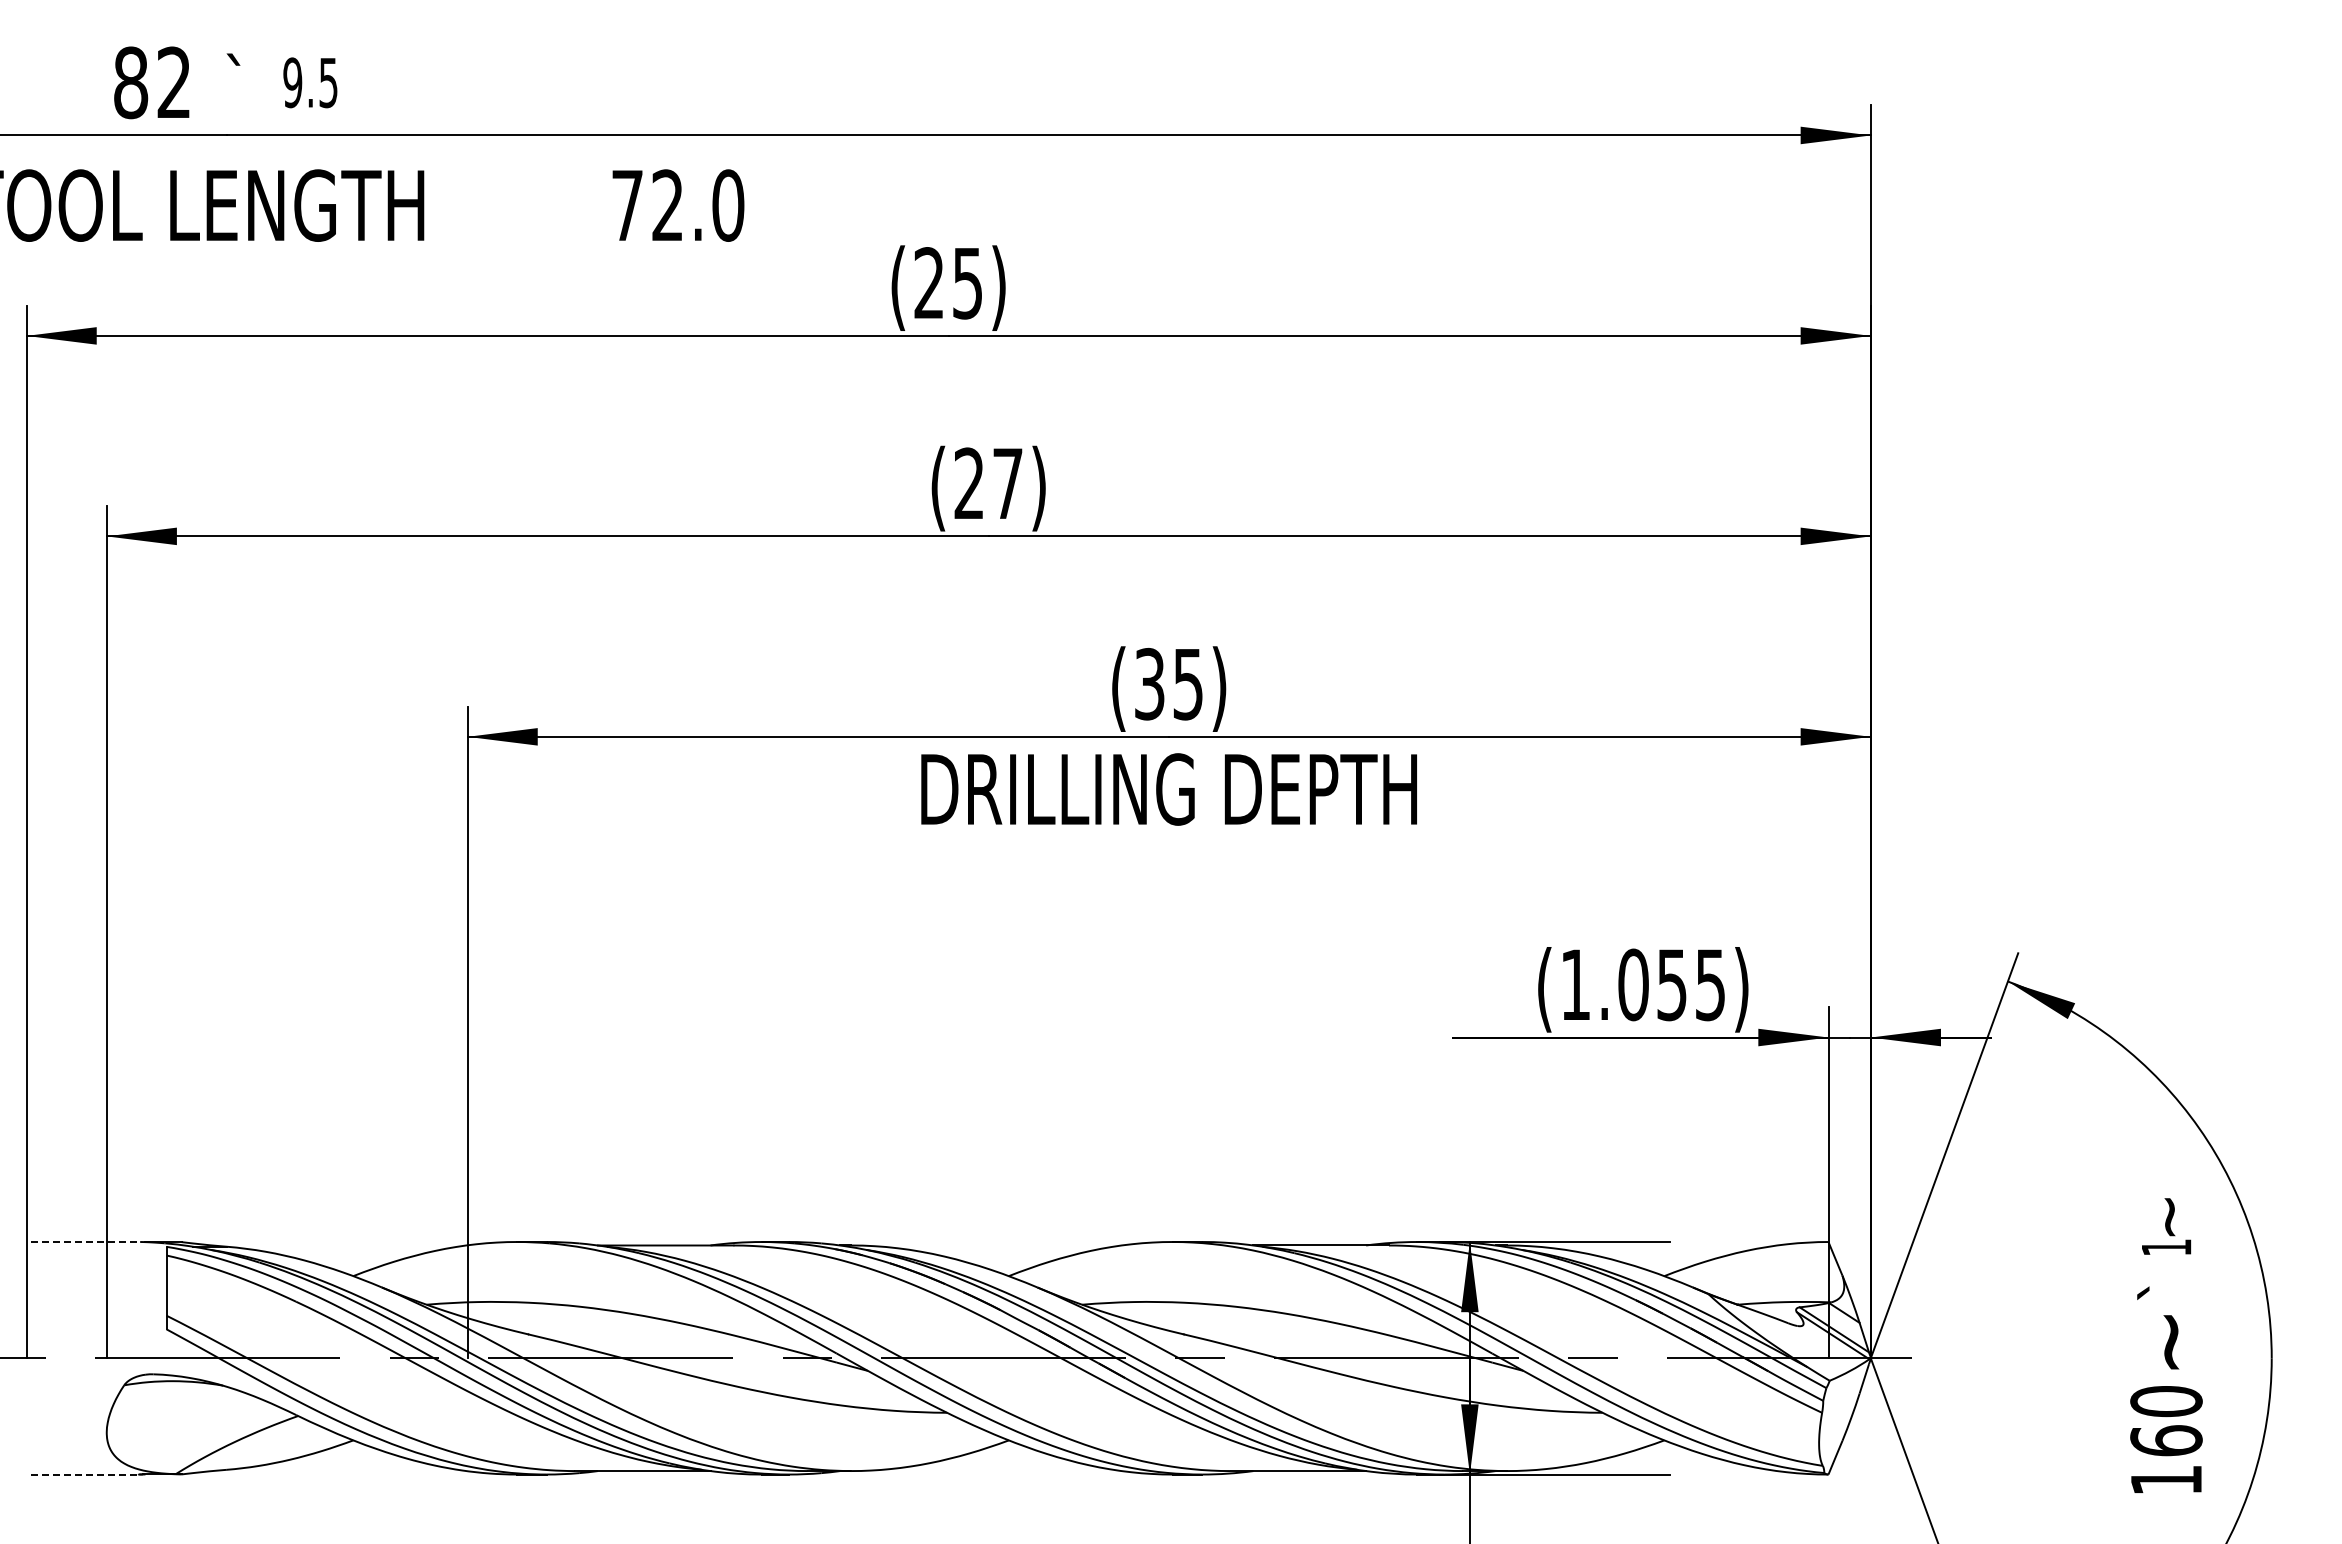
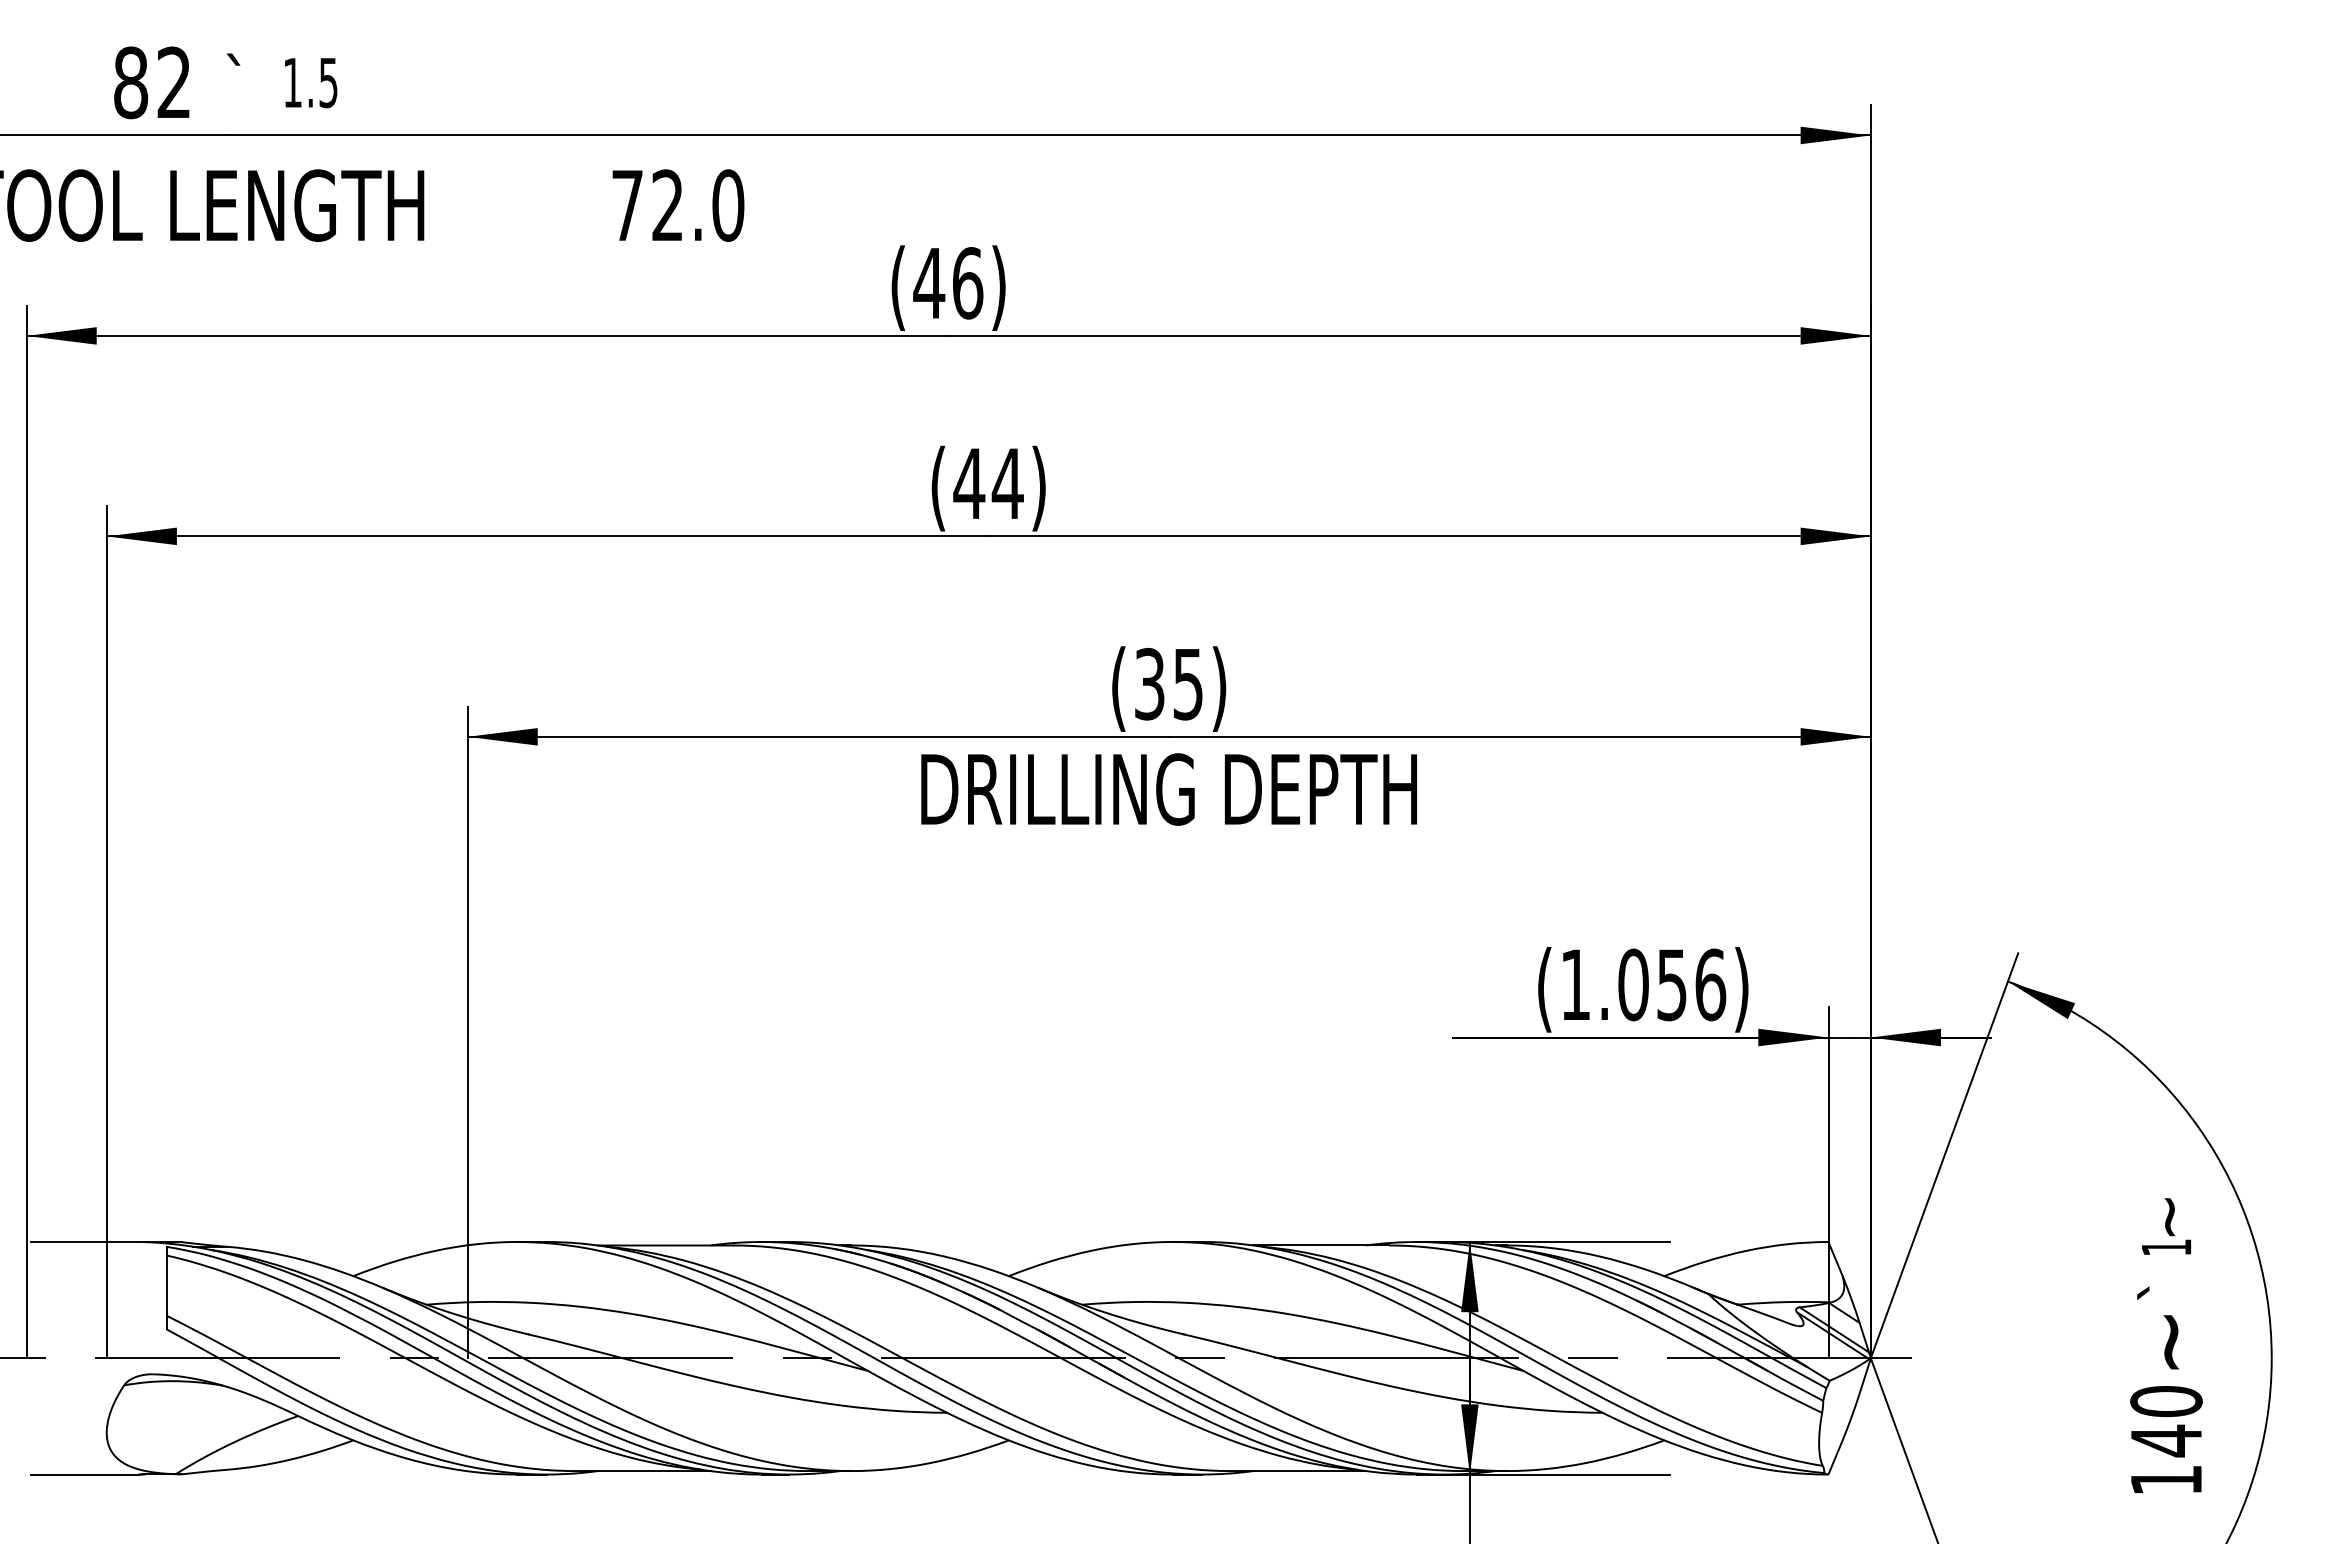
text: 9.5 -> 1.5 (292, 82)
text: (25) -> (46) (948, 283)
text: (27) -> (44) (988, 482)
text: (1.055) -> (1.056) (1710, 984)
line: dashed -> solid (85, 1242)
text: 160 -> 140 (2166, 1440)
line: dashed -> solid (85, 1474)
